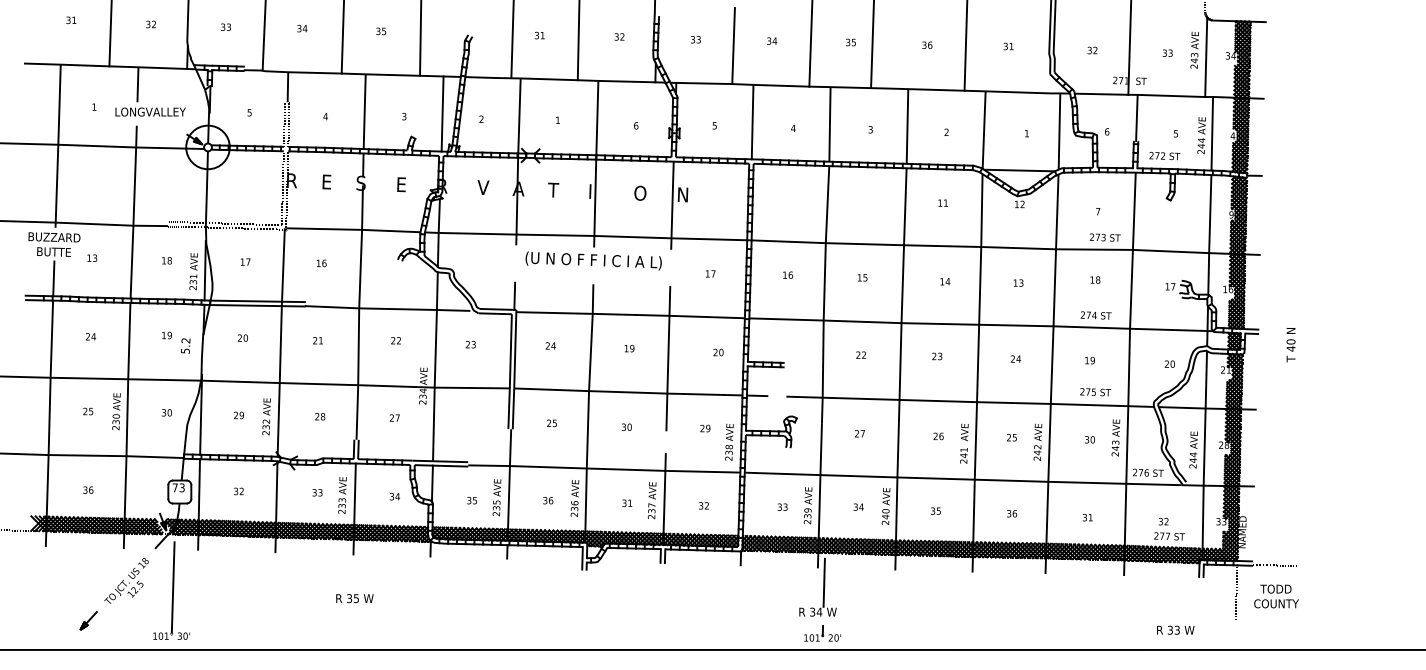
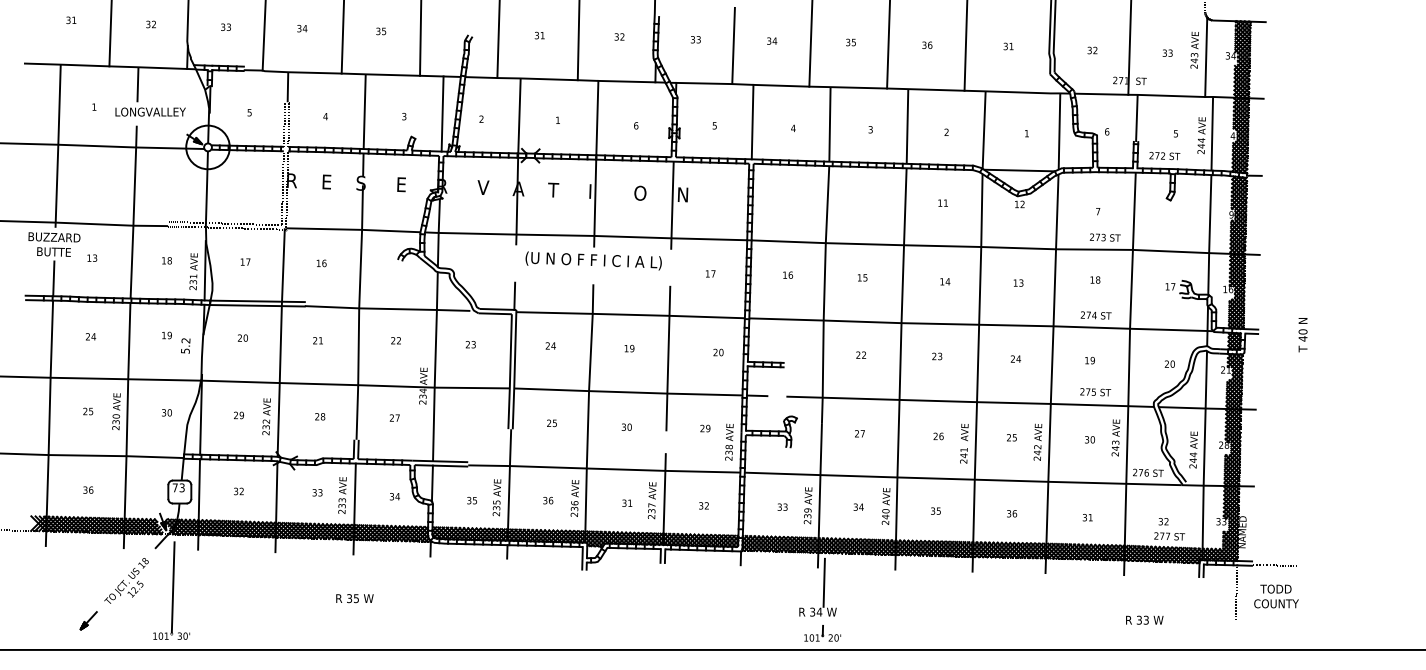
line position: (512, 40) -> (498, 40) (498, 40)
line position: (872, 44) -> (888, 45) (888, 45)
text position: (1290, 345) -> (1302, 335) (1302, 335)
text position: (1175, 629) -> (1144, 619) (1144, 619)
